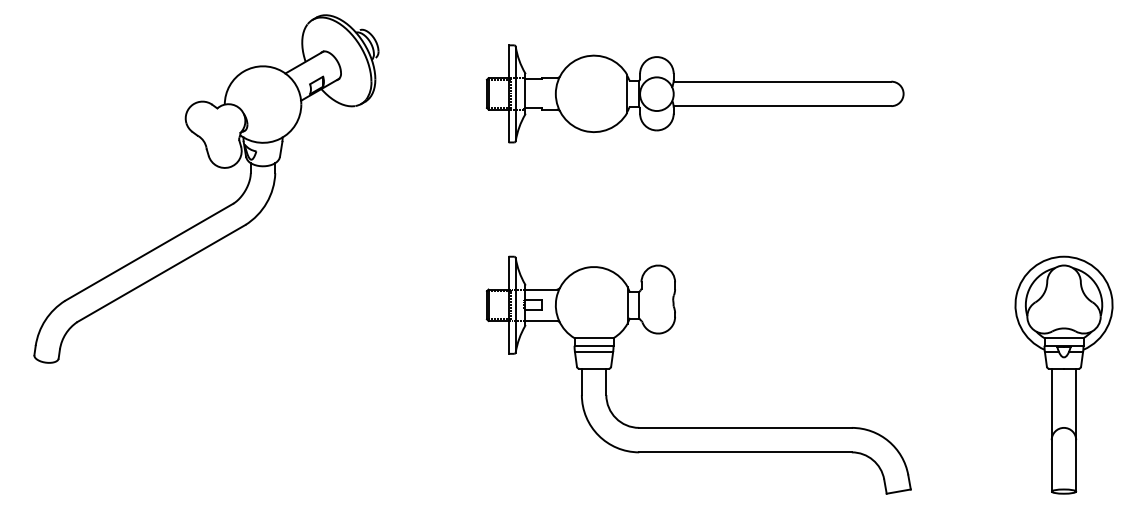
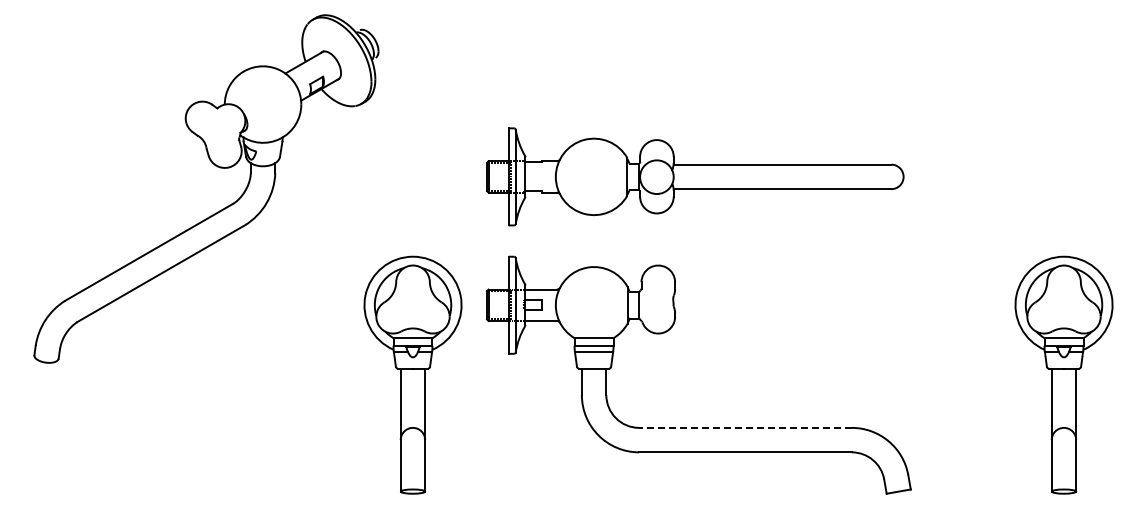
part position: (695, 93) -> (695, 176) (695, 176)
part: none -> present (412, 374)
line: solid -> dashed (745, 427)
